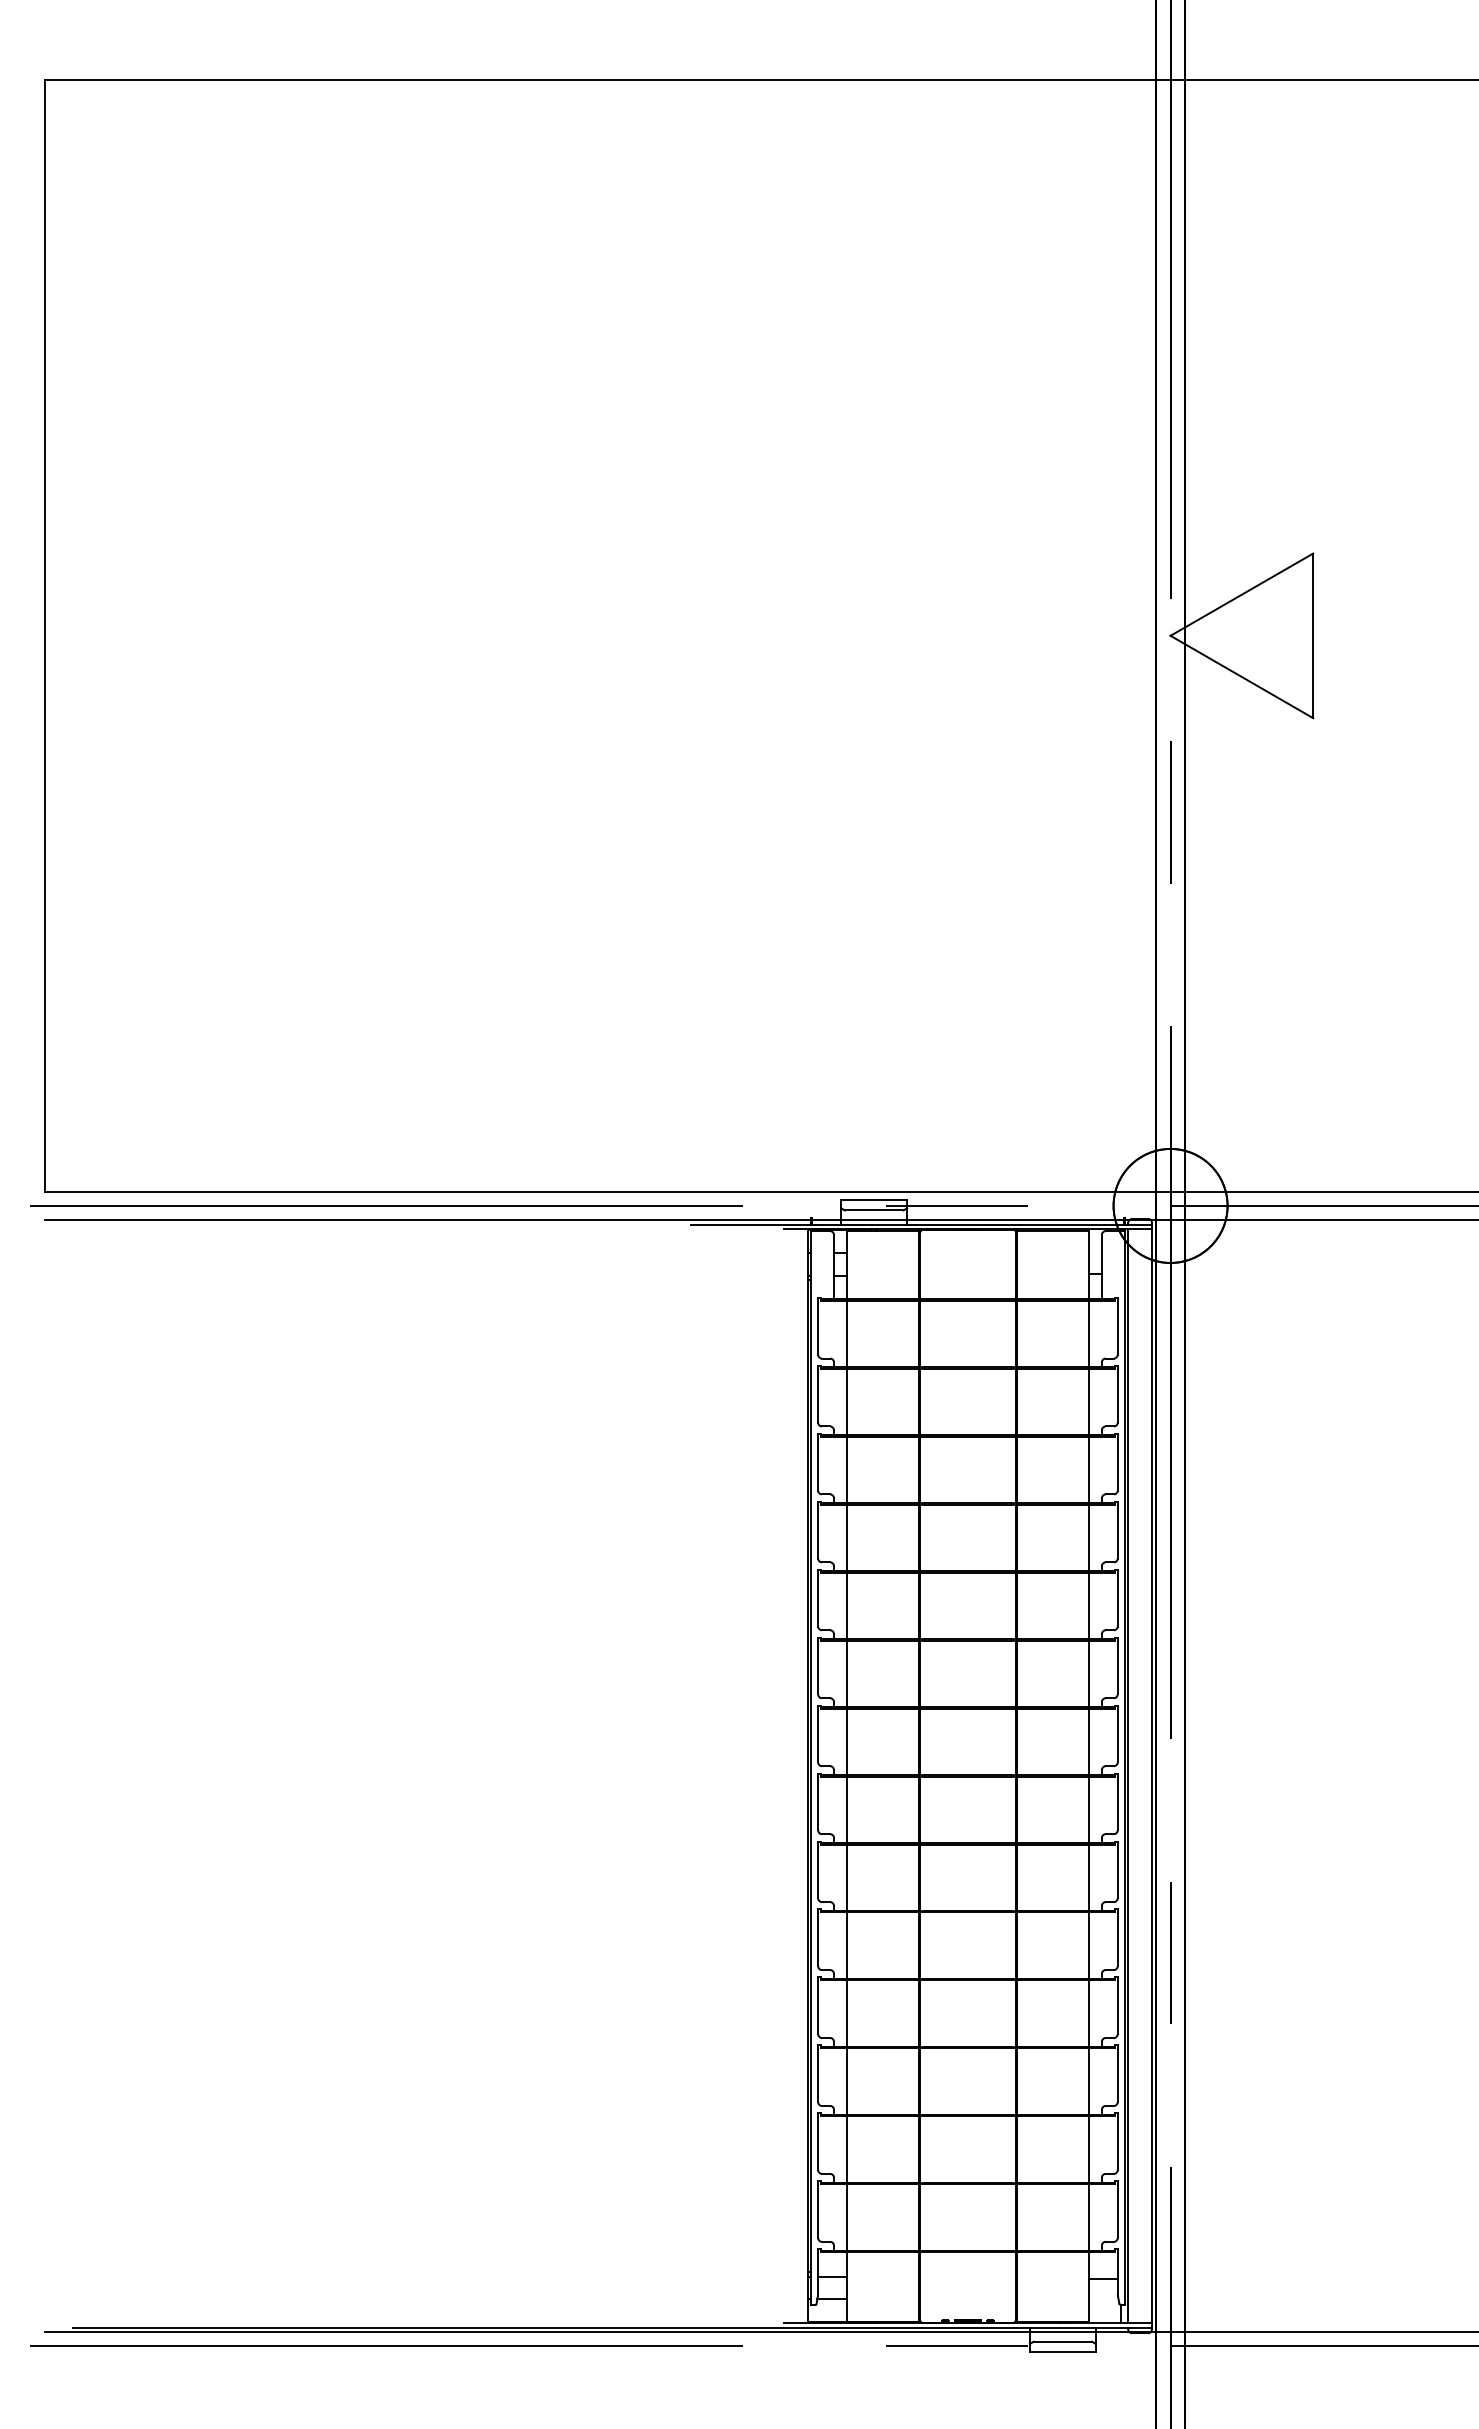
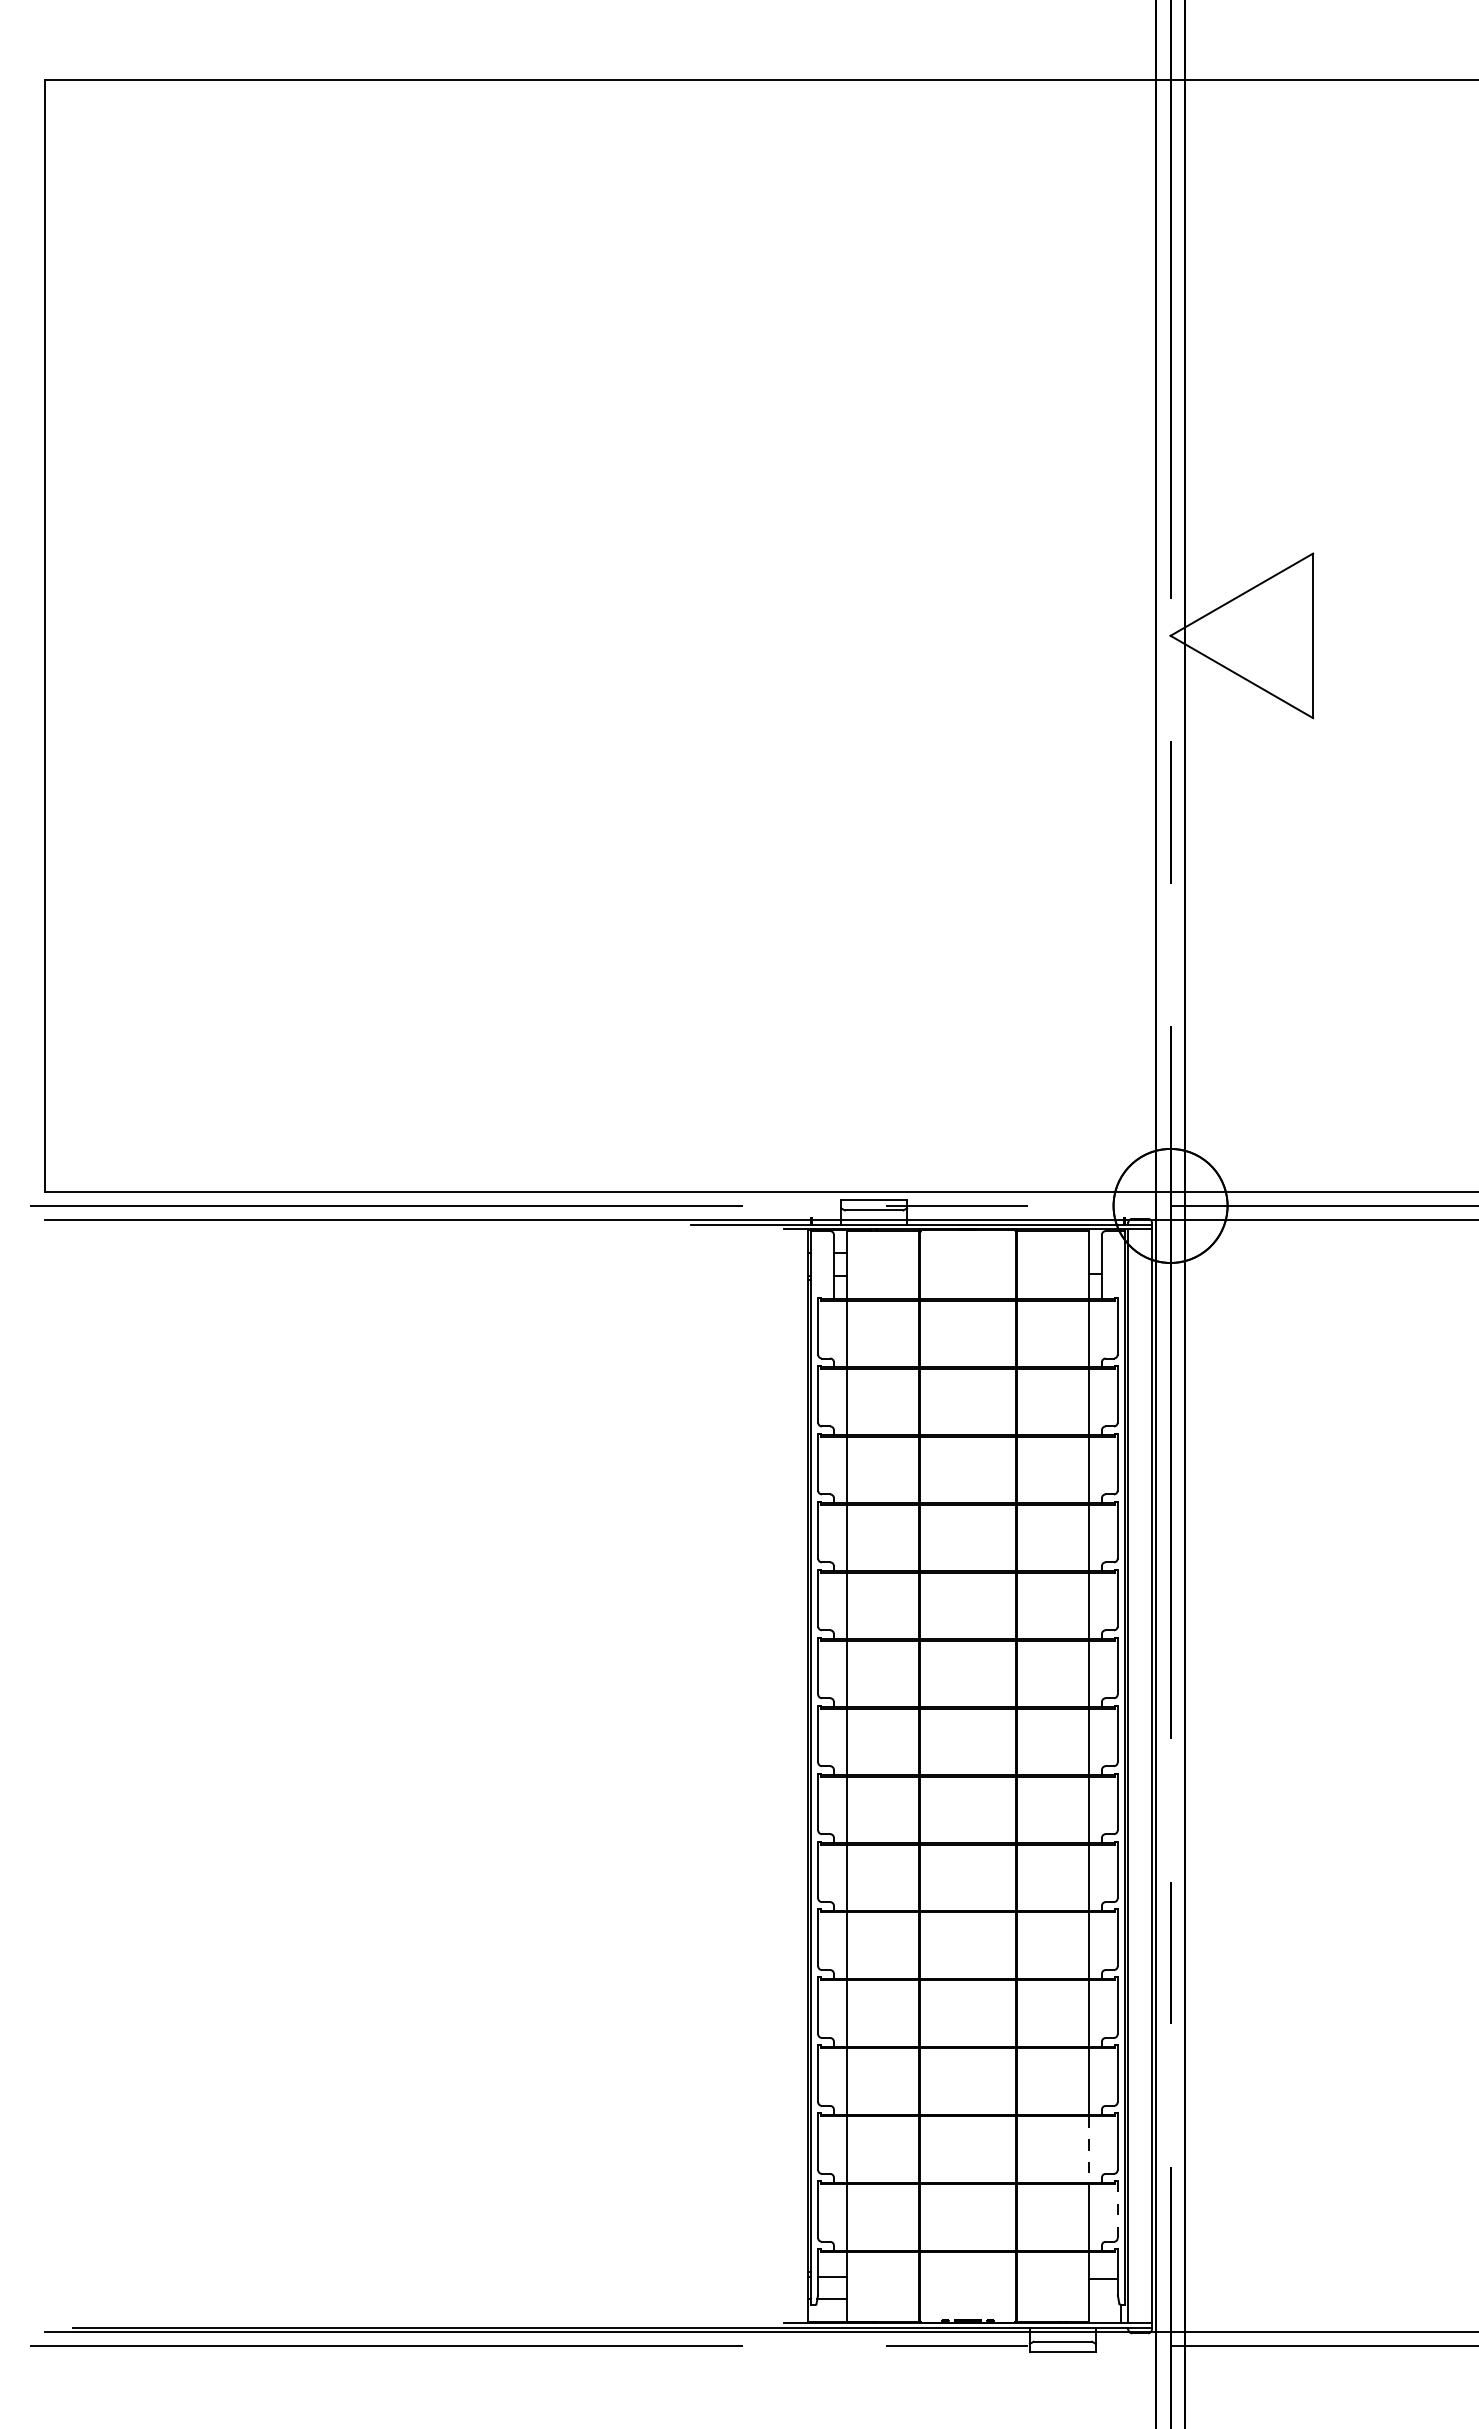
line: solid -> dashed (1088, 2150)
line: solid -> dashed (1117, 2209)
